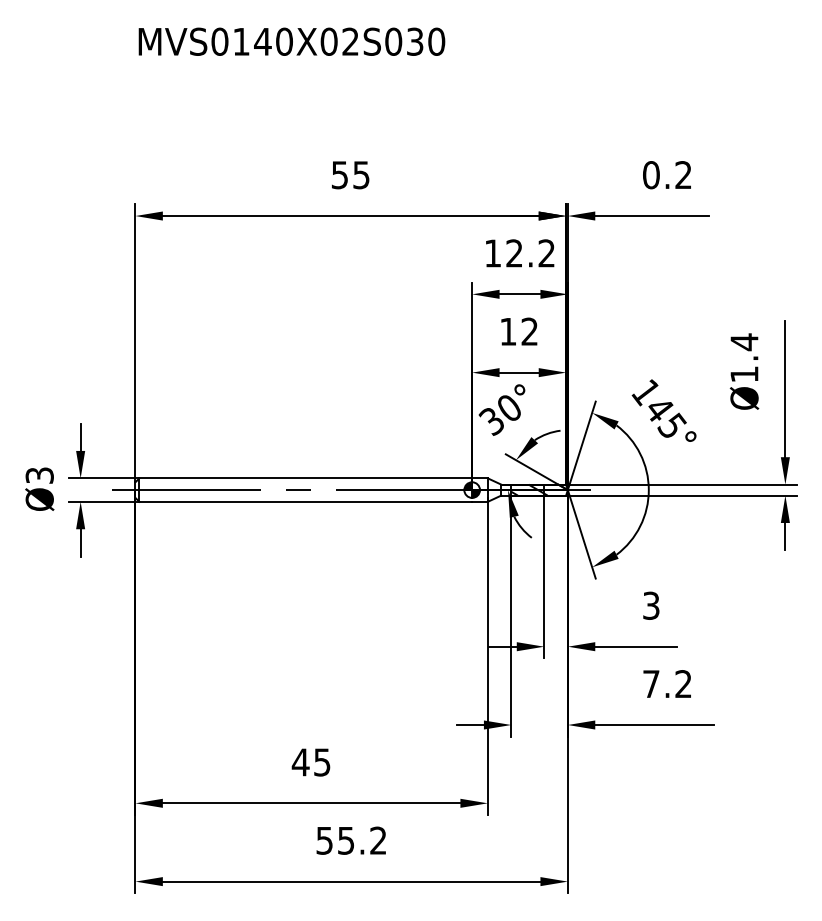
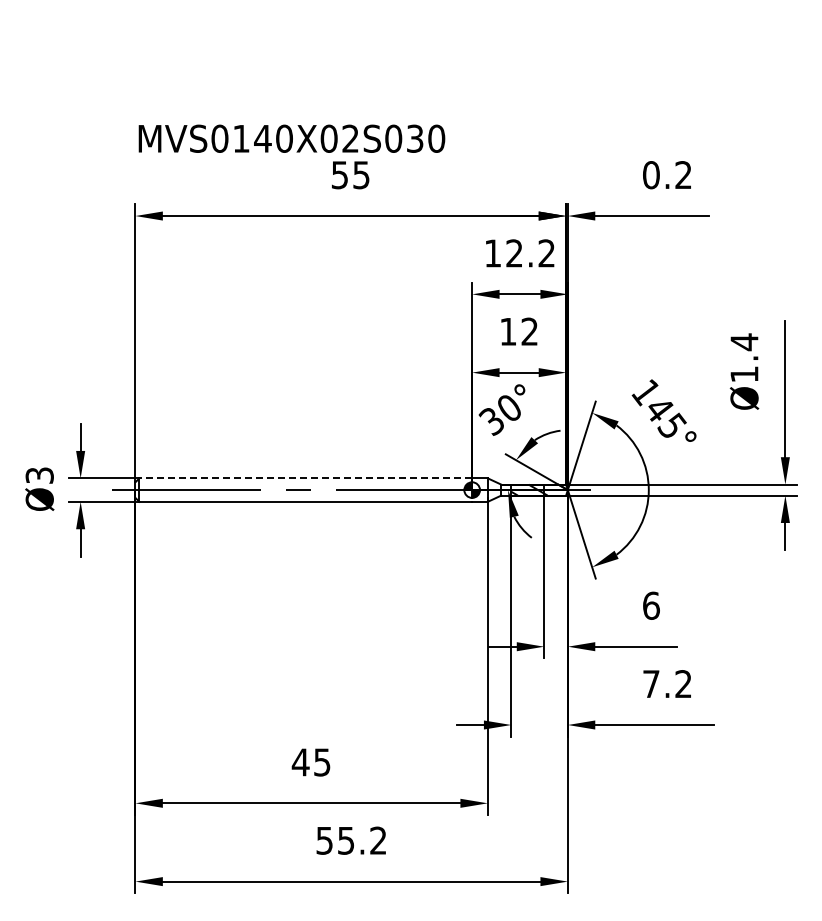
text position: (291, 41) -> (291, 138) (291, 138)
line: solid -> dashed (305, 478)
text: 3 -> 6 (651, 605)
